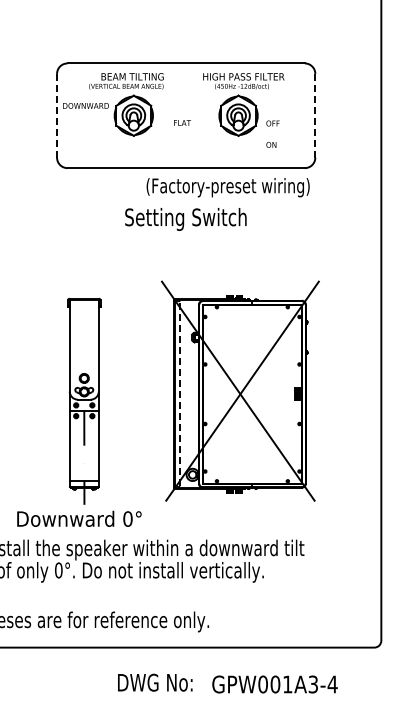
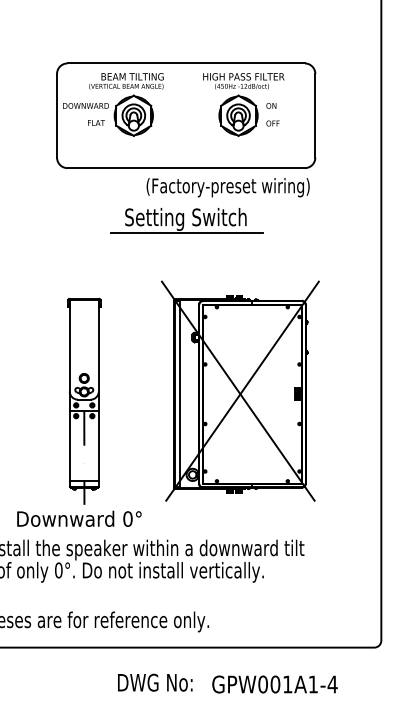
line: dashed -> solid (57, 115)
line: dashed -> solid (315, 115)
text position: (182, 122) -> (96, 122) (96, 122)
text position: (271, 144) -> (271, 105) (271, 105)
line: none -> present (186, 233)
line: dashed -> solid (179, 393)
text: GPW001A3-4 -> GPW001A1-4 (312, 684)
